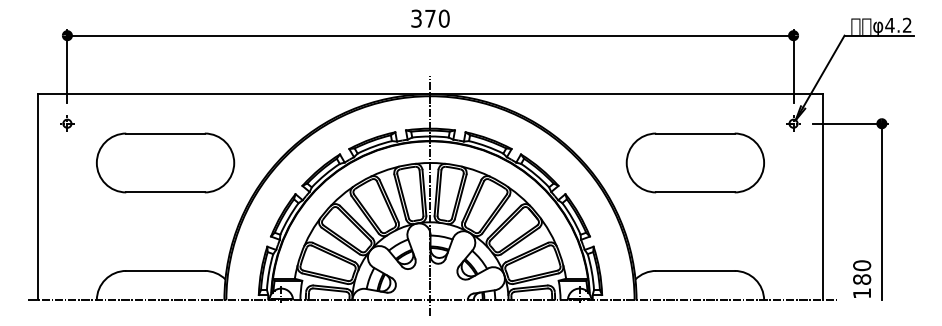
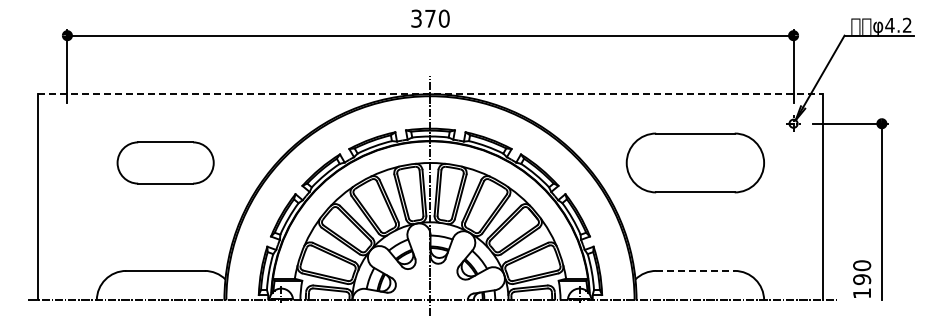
line: solid -> dashed (430, 94)
part: present -> none (67, 123)
part size: 140x62 px -> 99x44 px (165, 162)
line: solid -> dashed (695, 270)
text: 180 -> 190 (862, 279)
